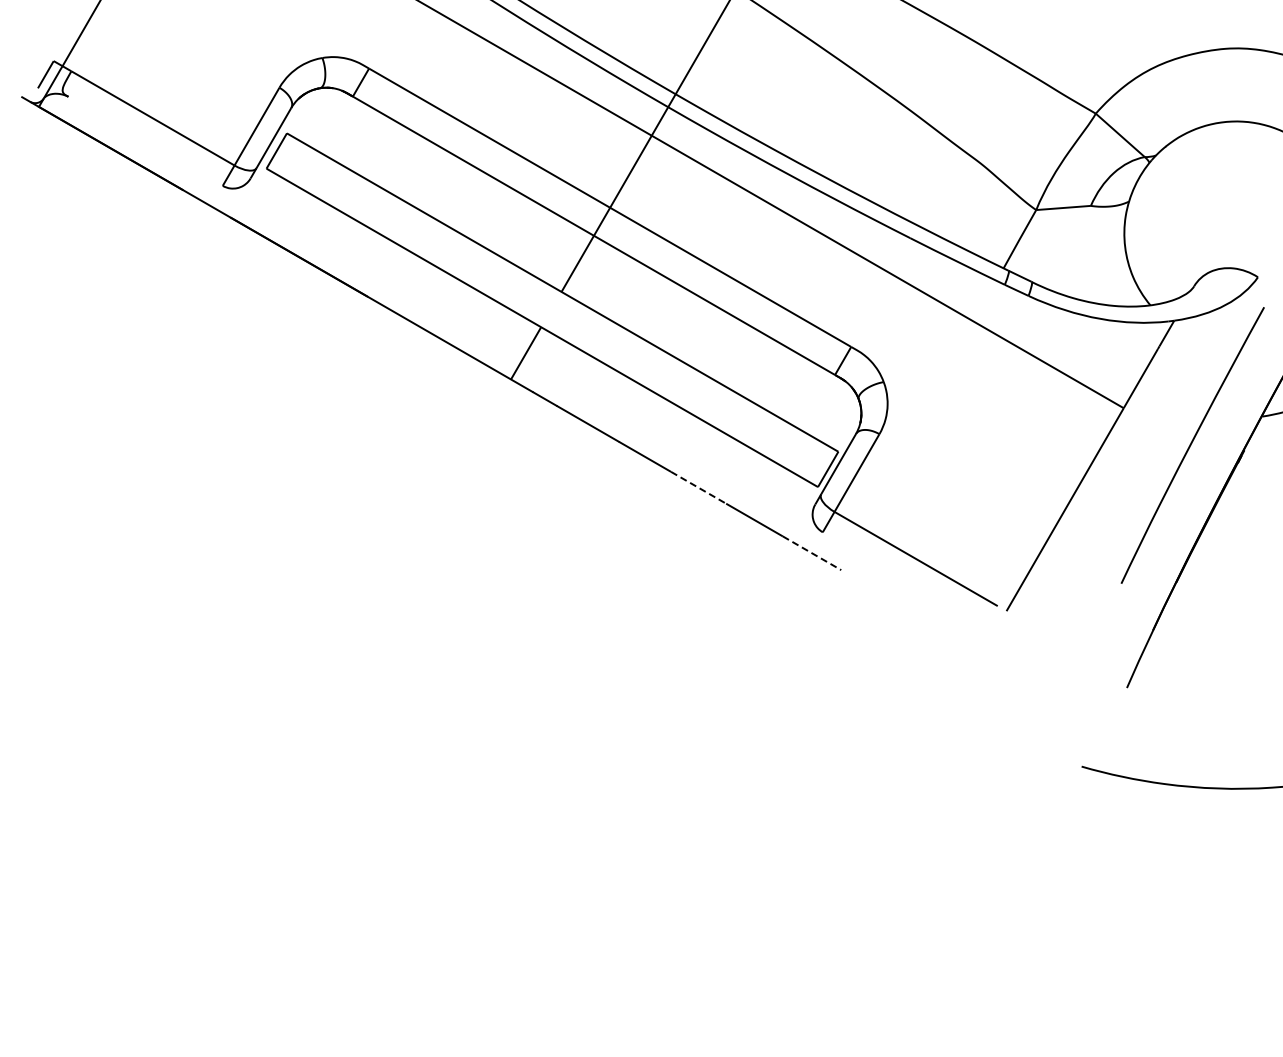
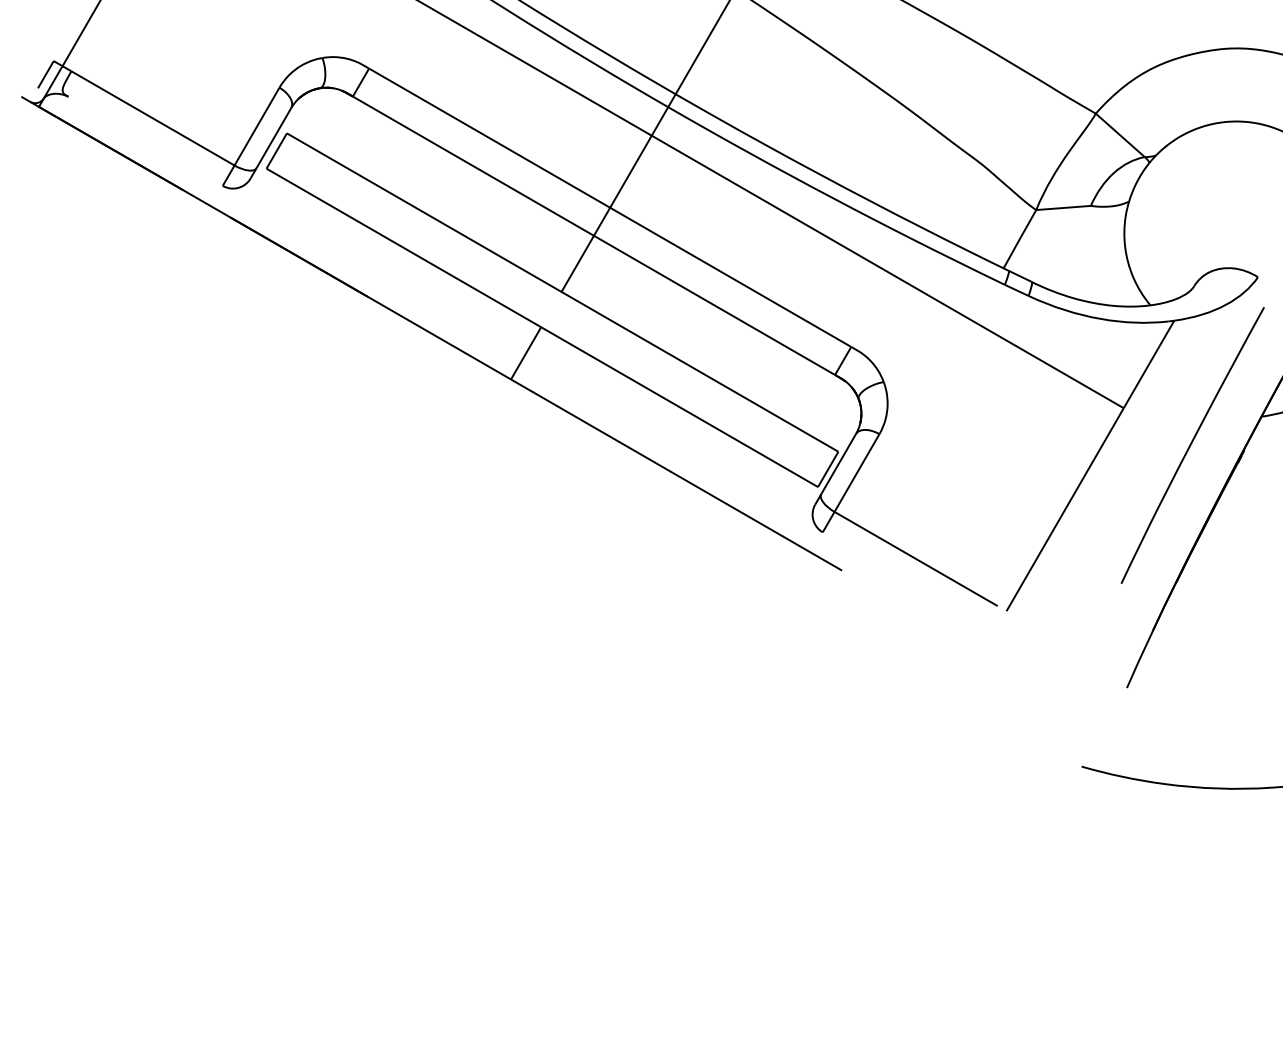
line: dashed -> solid (698, 487)
line: dashed -> solid (812, 553)
